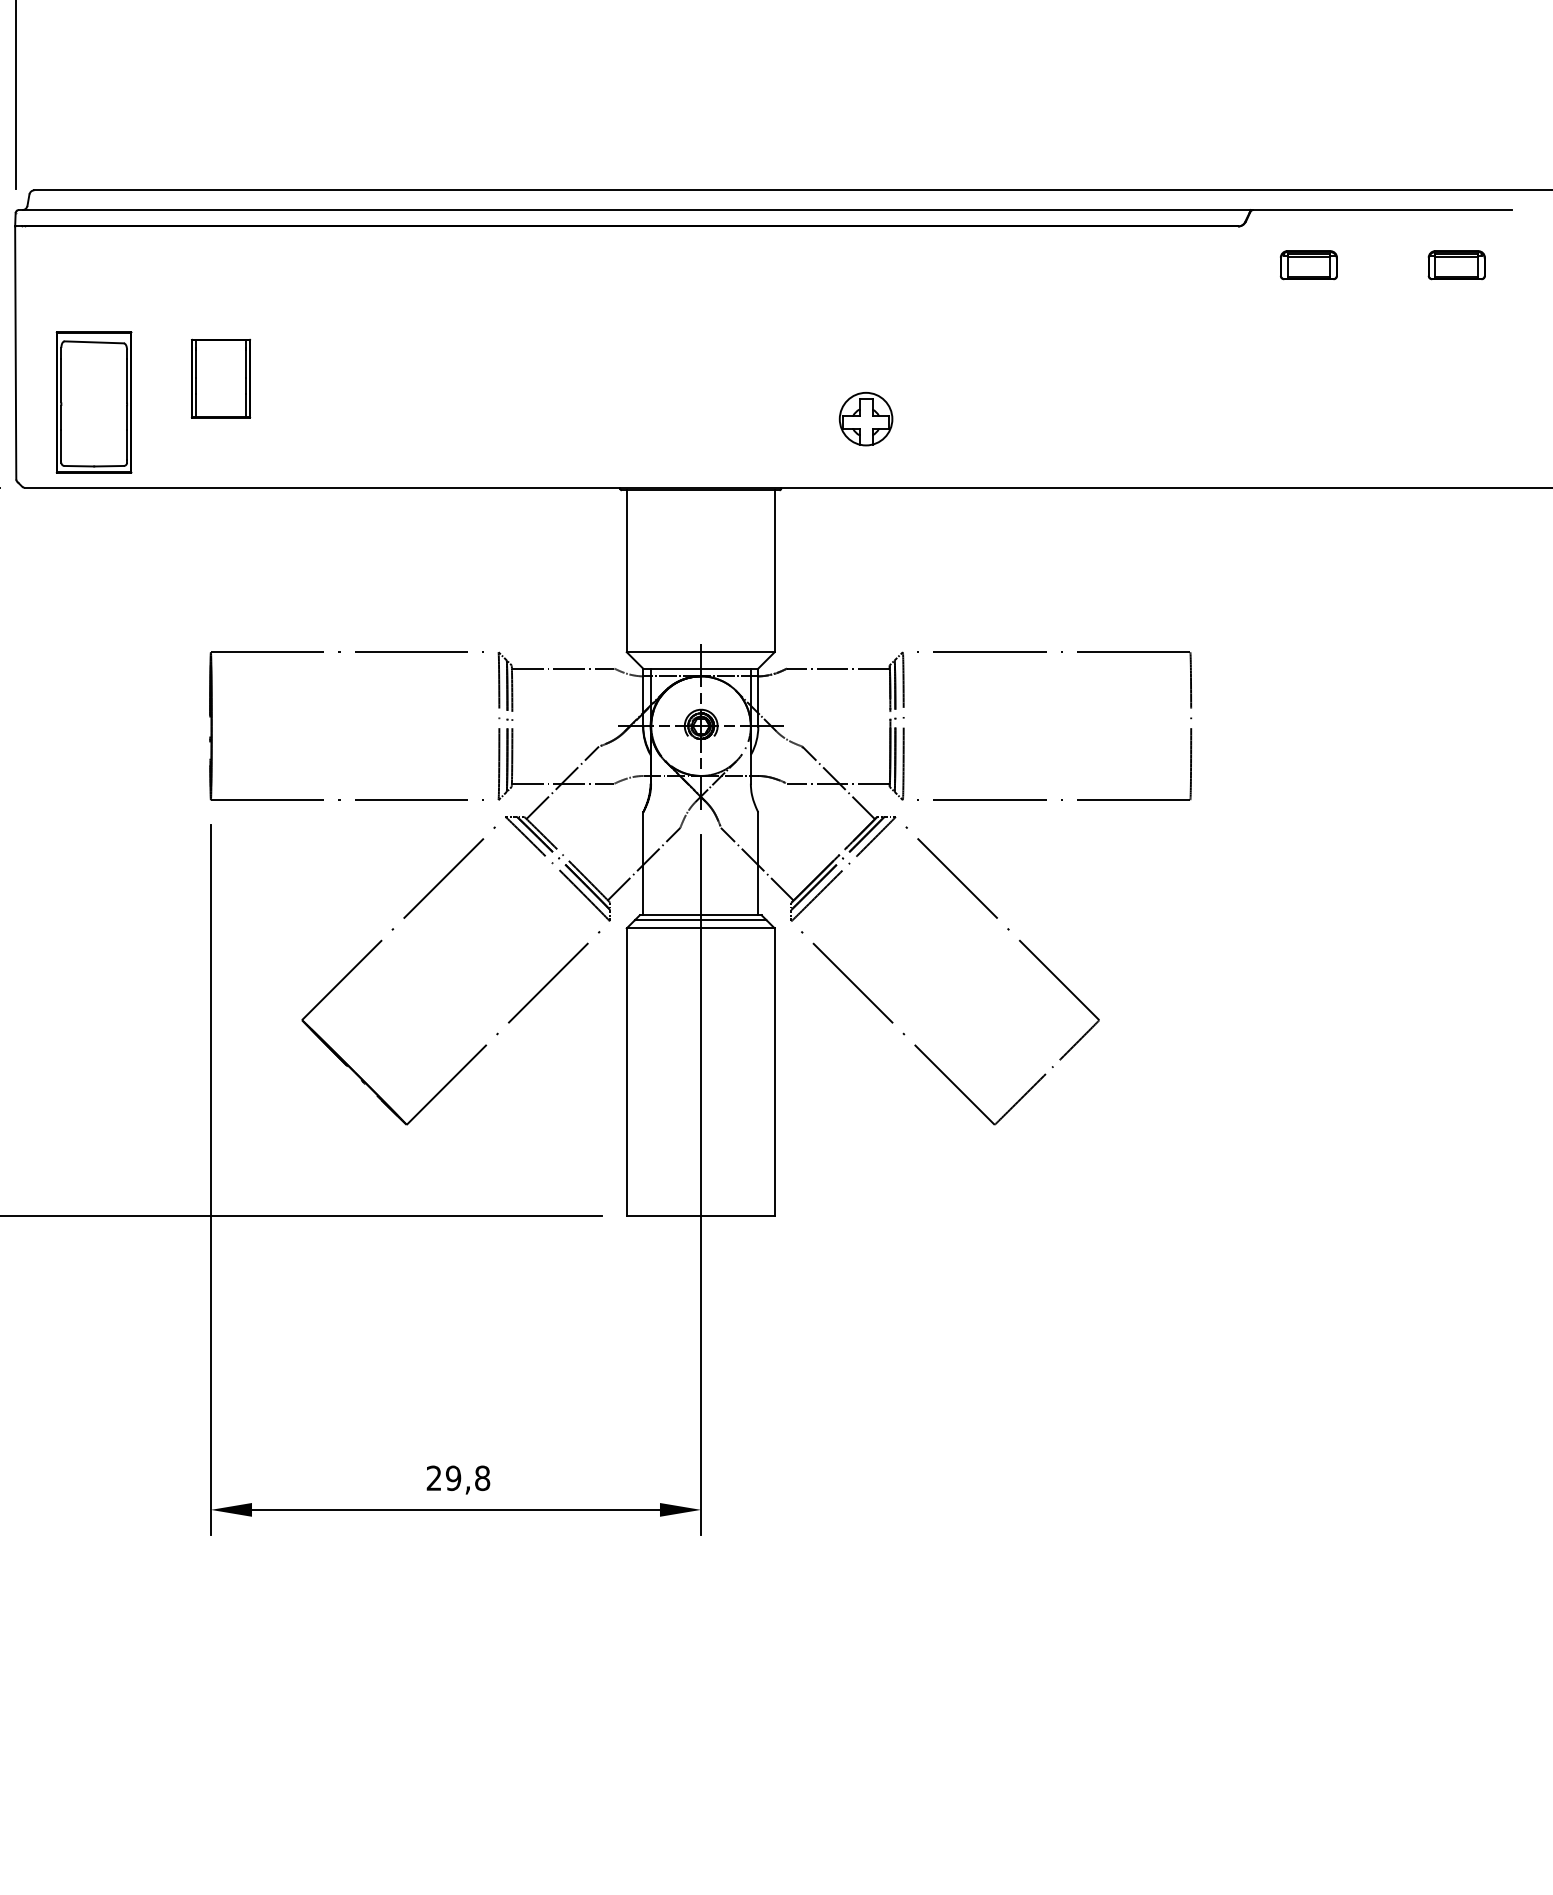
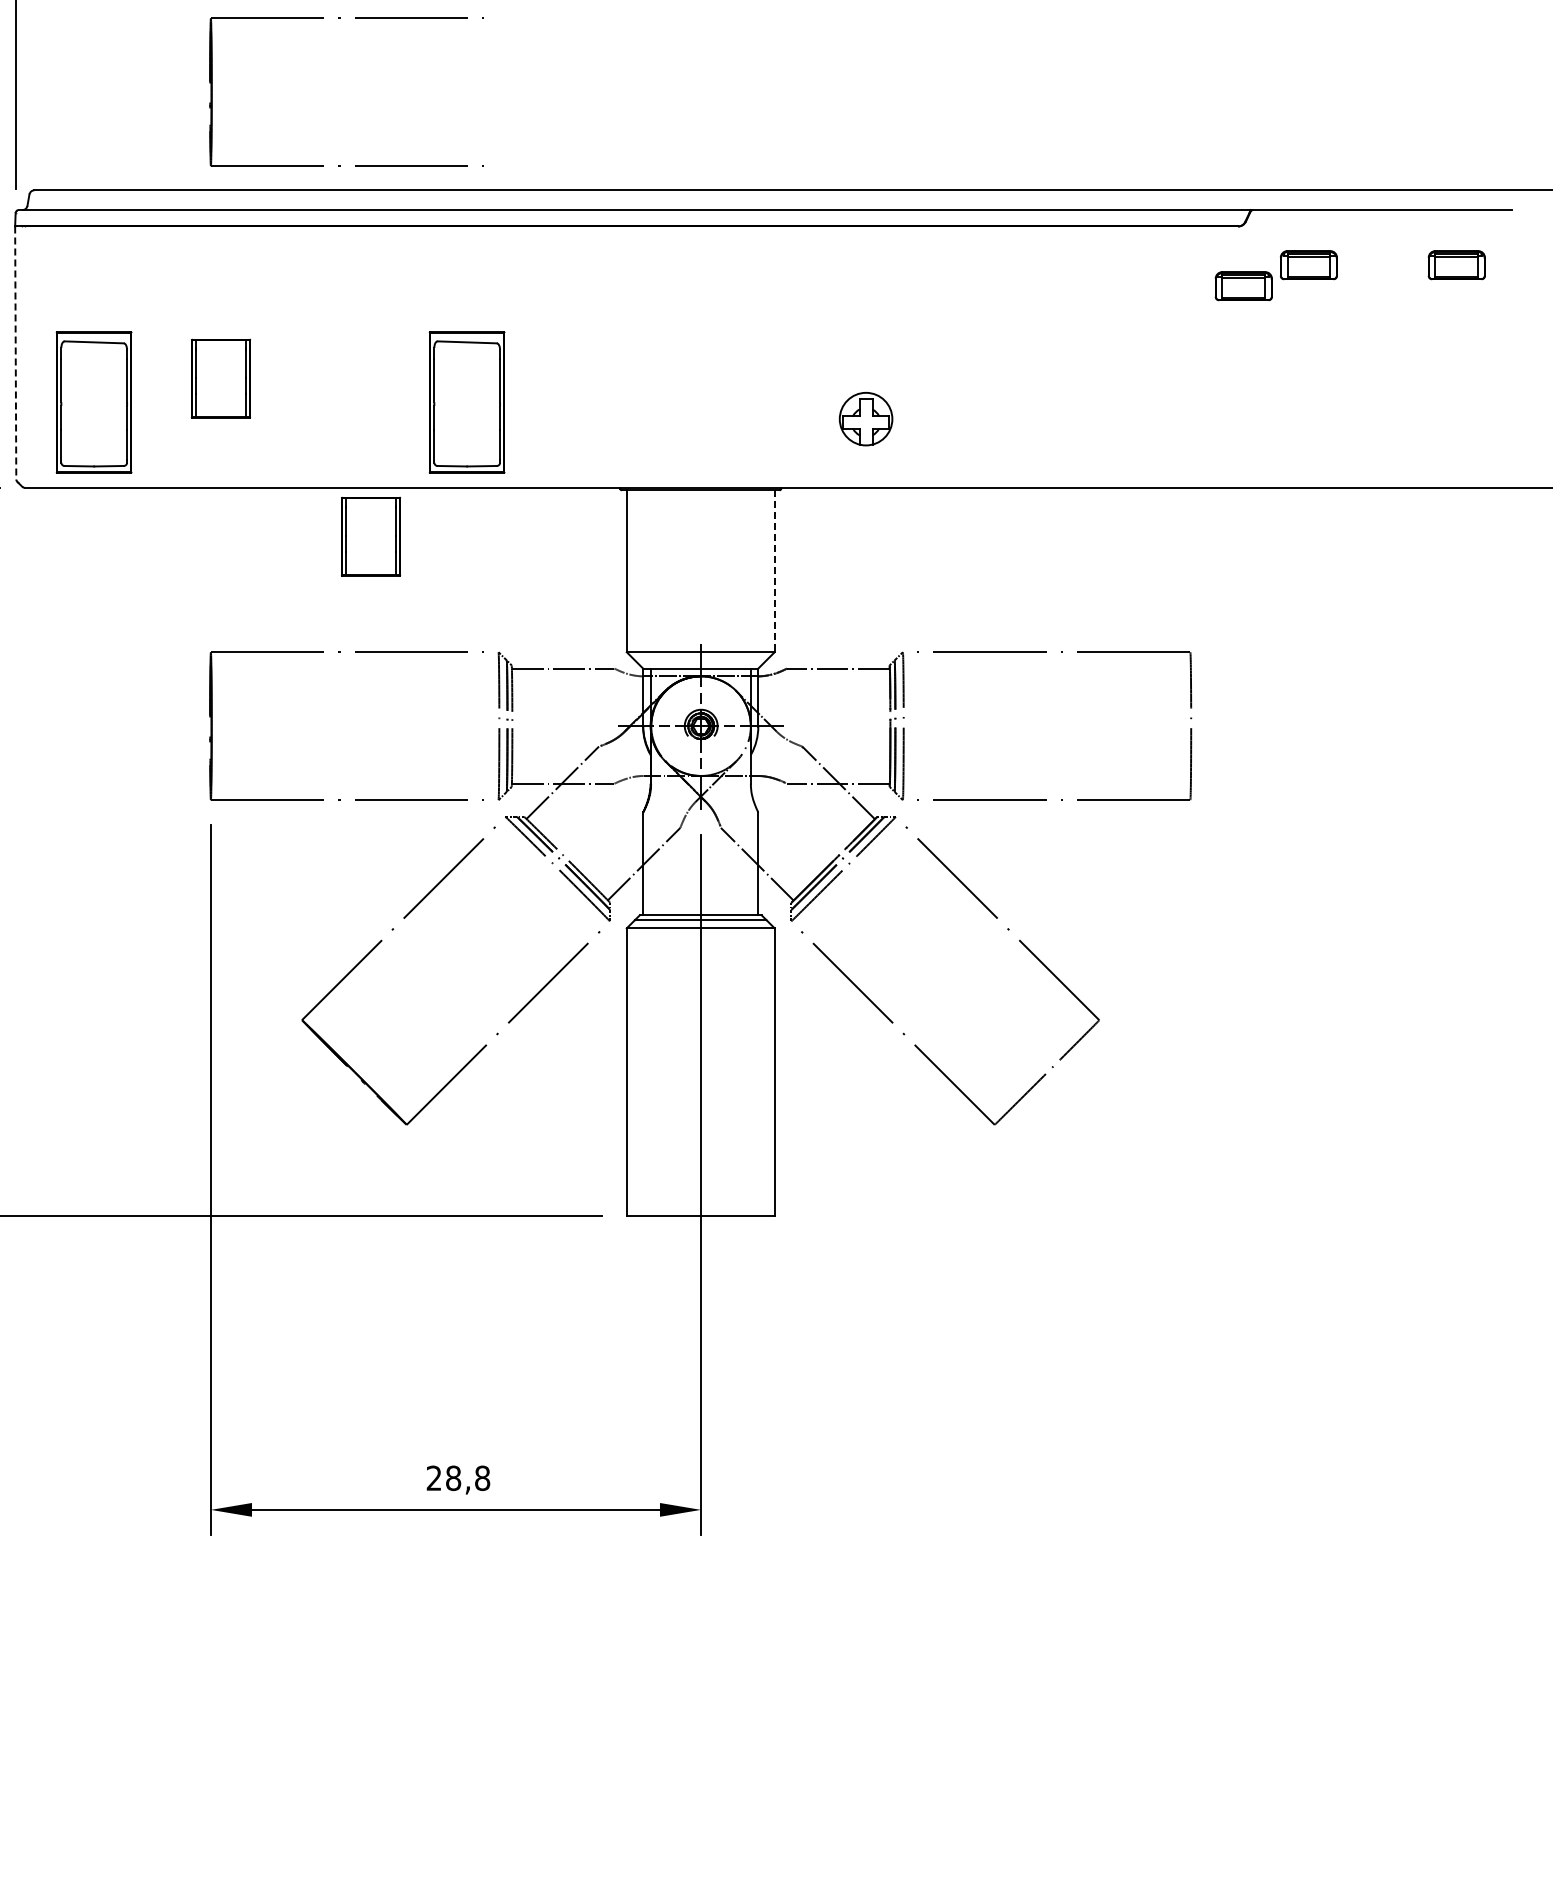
part: none -> present (340, 18)
part: none -> present (1243, 286)
line: solid -> dashed (15, 353)
part: none -> present (466, 402)
part: none -> present (371, 536)
line: solid -> dashed (774, 571)
text: 29,8 -> 28,8 (453, 1478)
